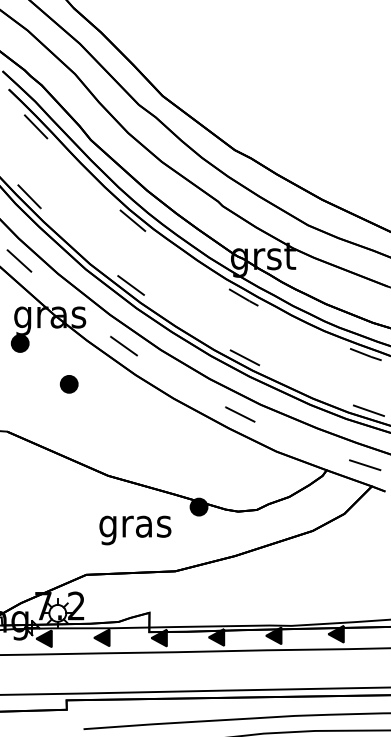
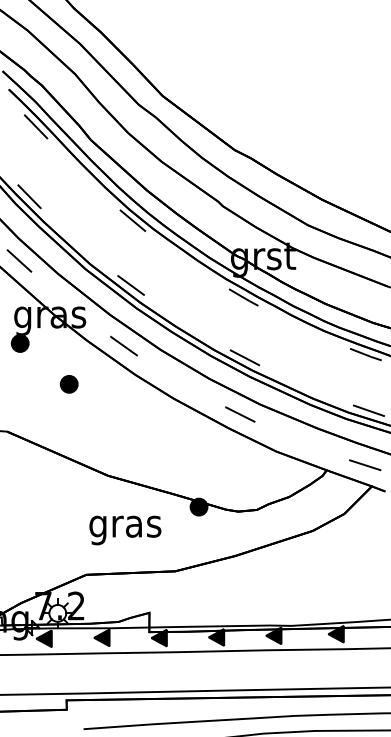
text position: (135, 530) -> (125, 530) (125, 530)
